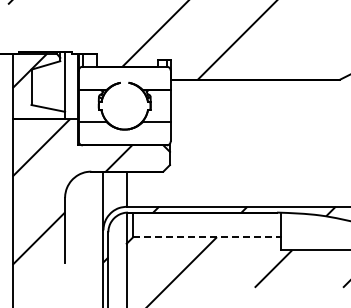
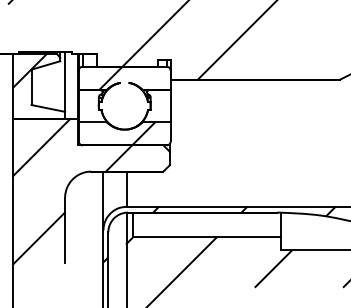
hatch: none -> present (126, 105)
line: dashed -> solid (207, 237)
